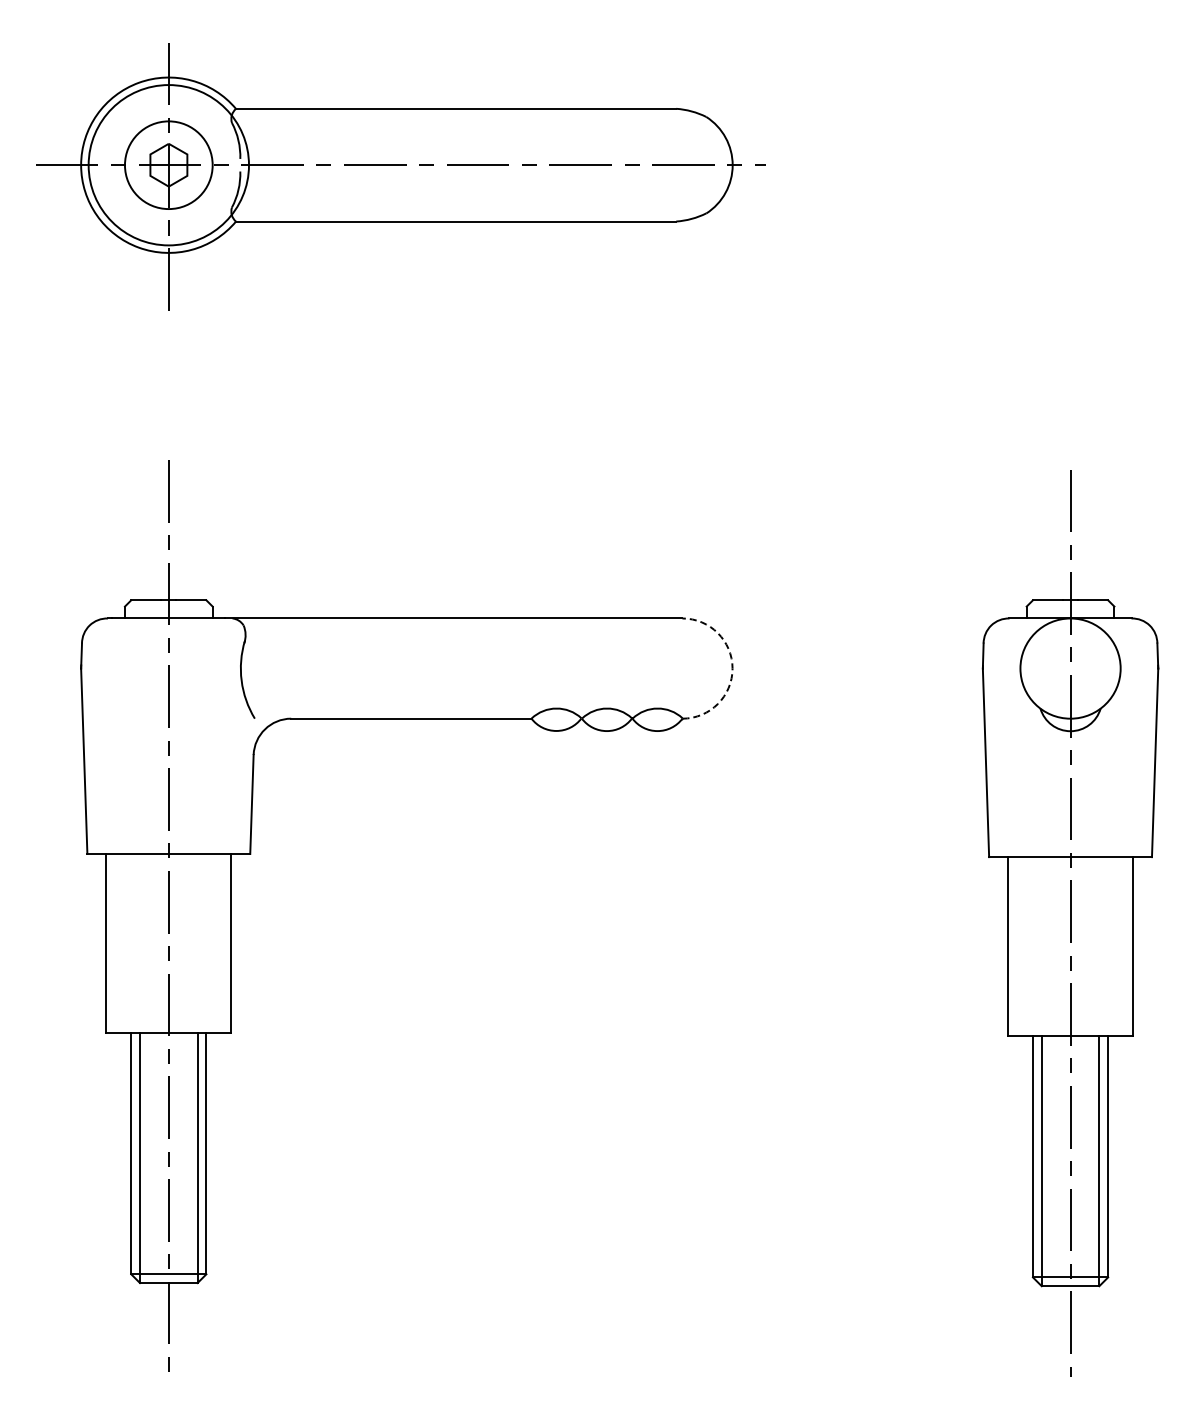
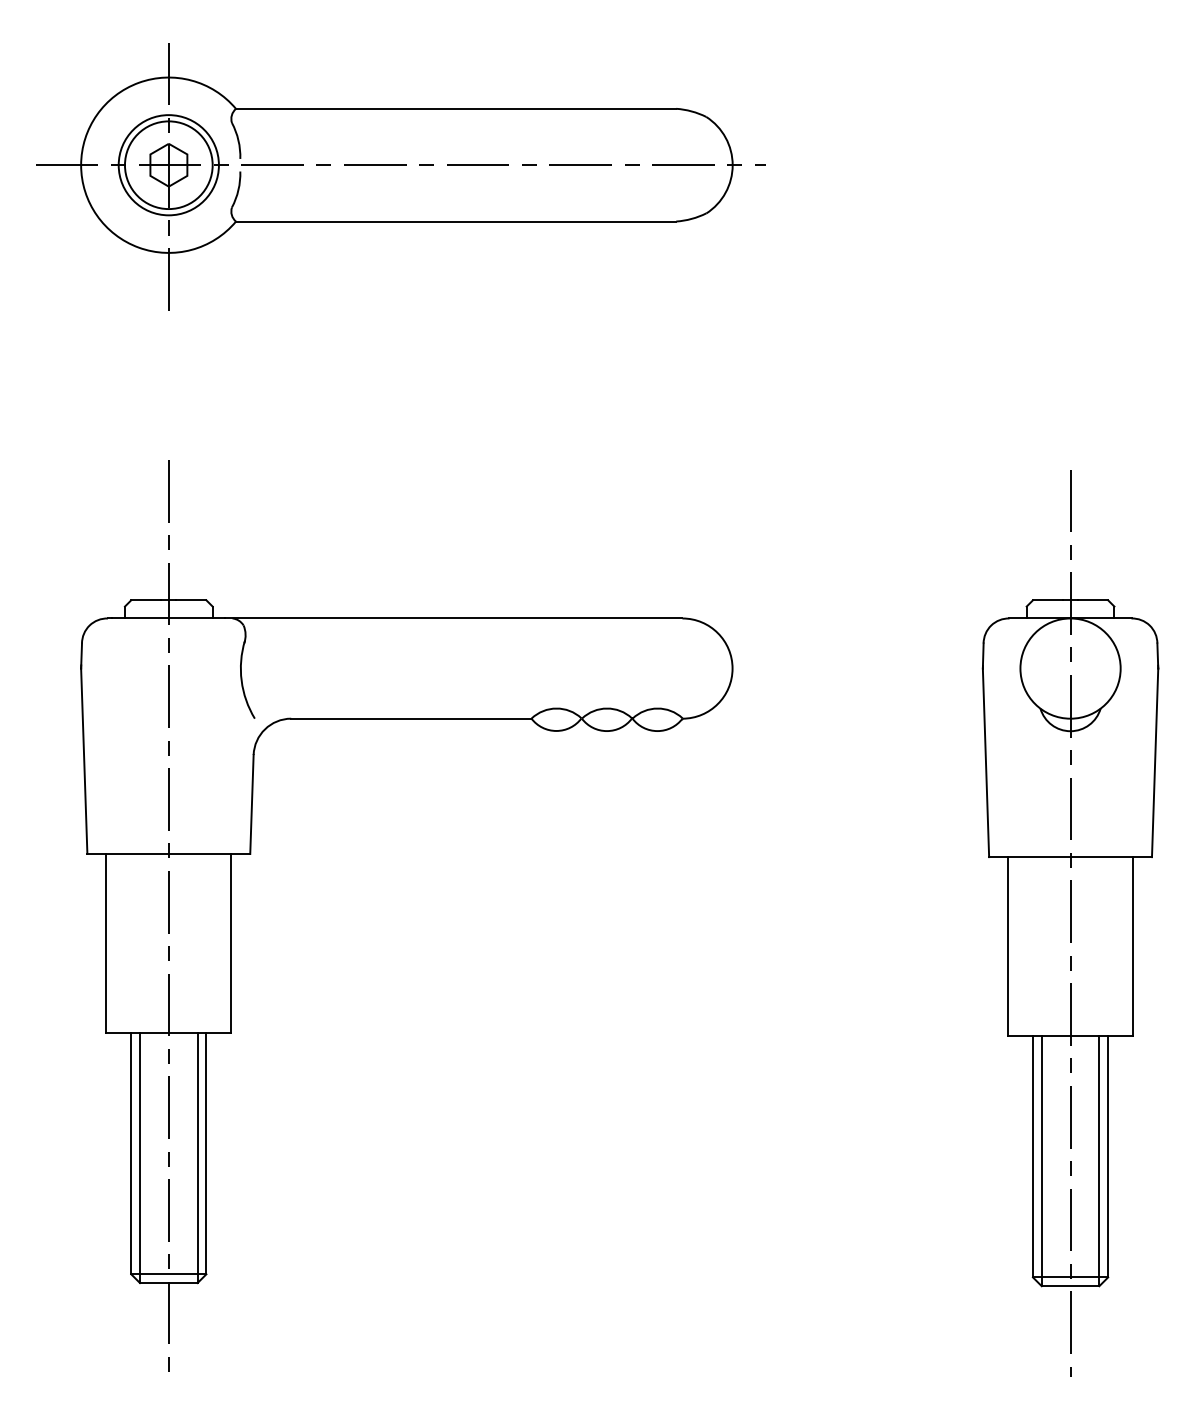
circle diameter: 160 px -> 100 px (168, 165)
arc: dashed -> solid (732, 668)
